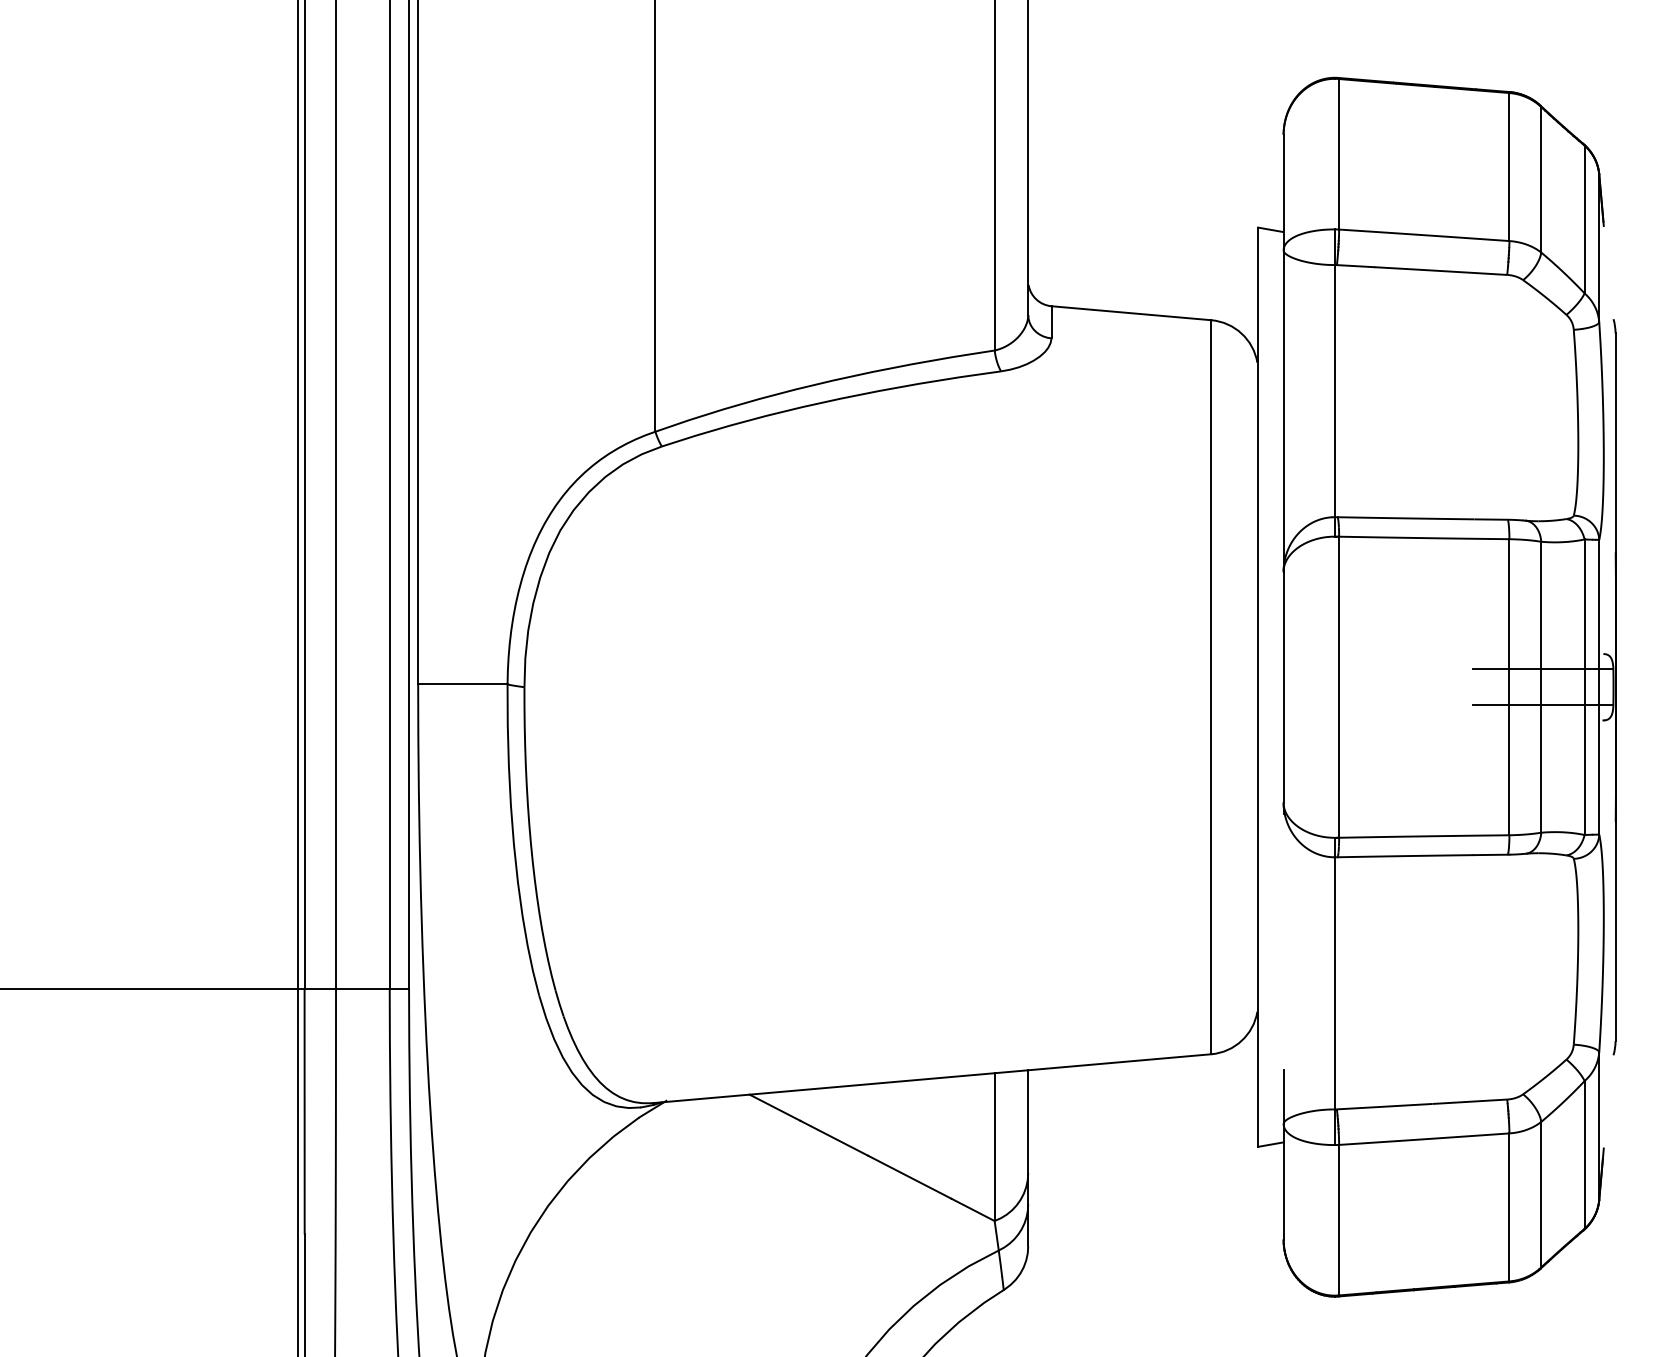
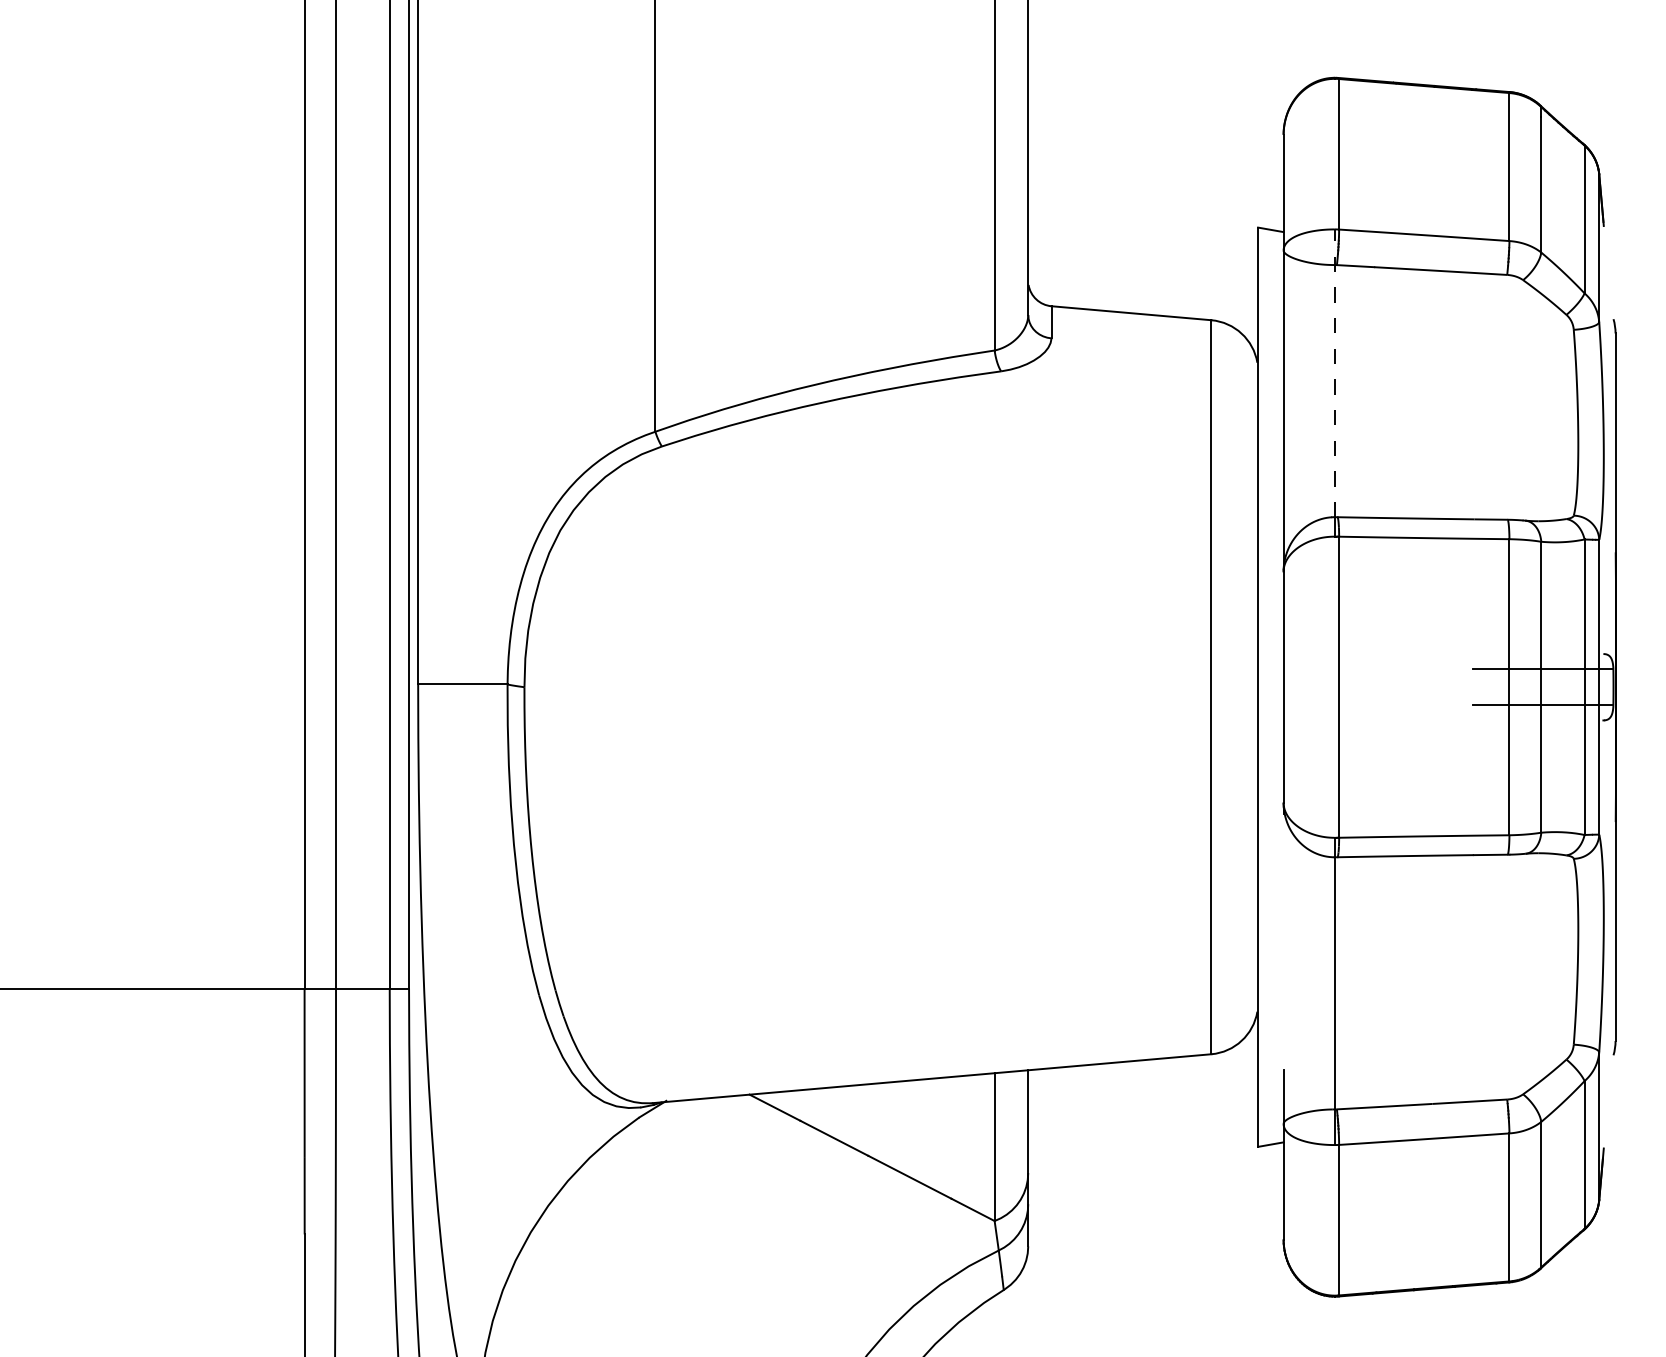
line: solid -> dashed (1334, 373)
line: present -> none (298, 677)
